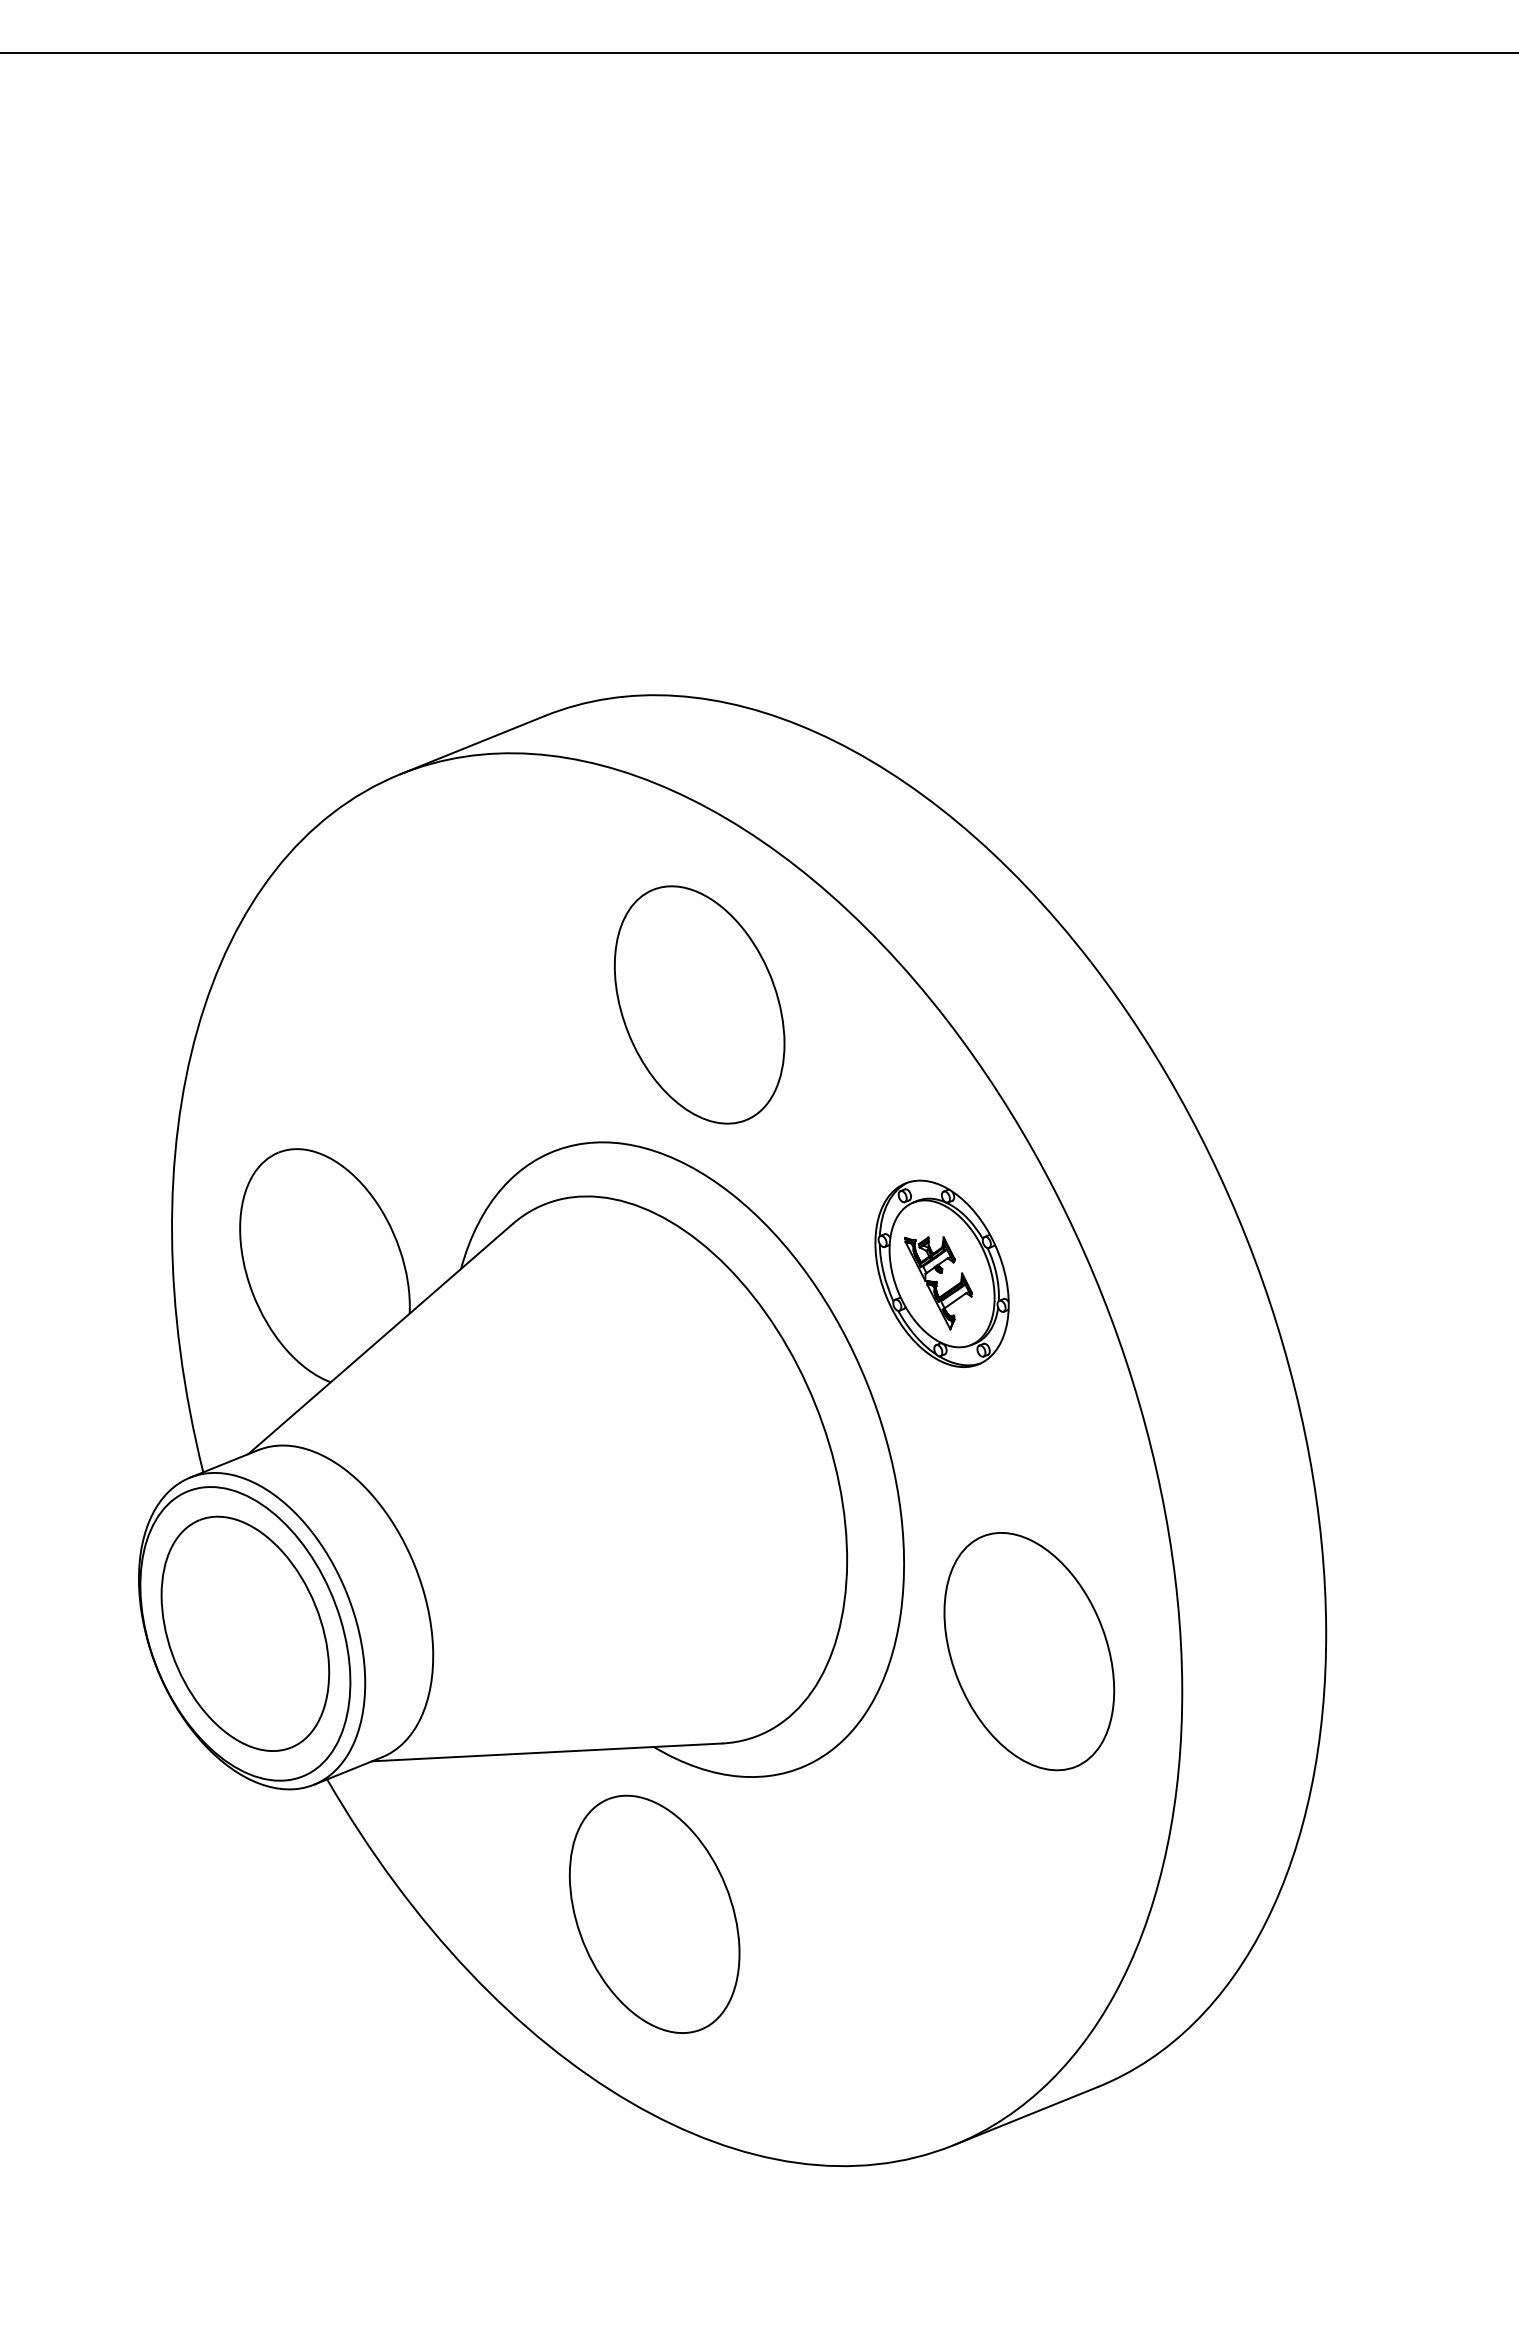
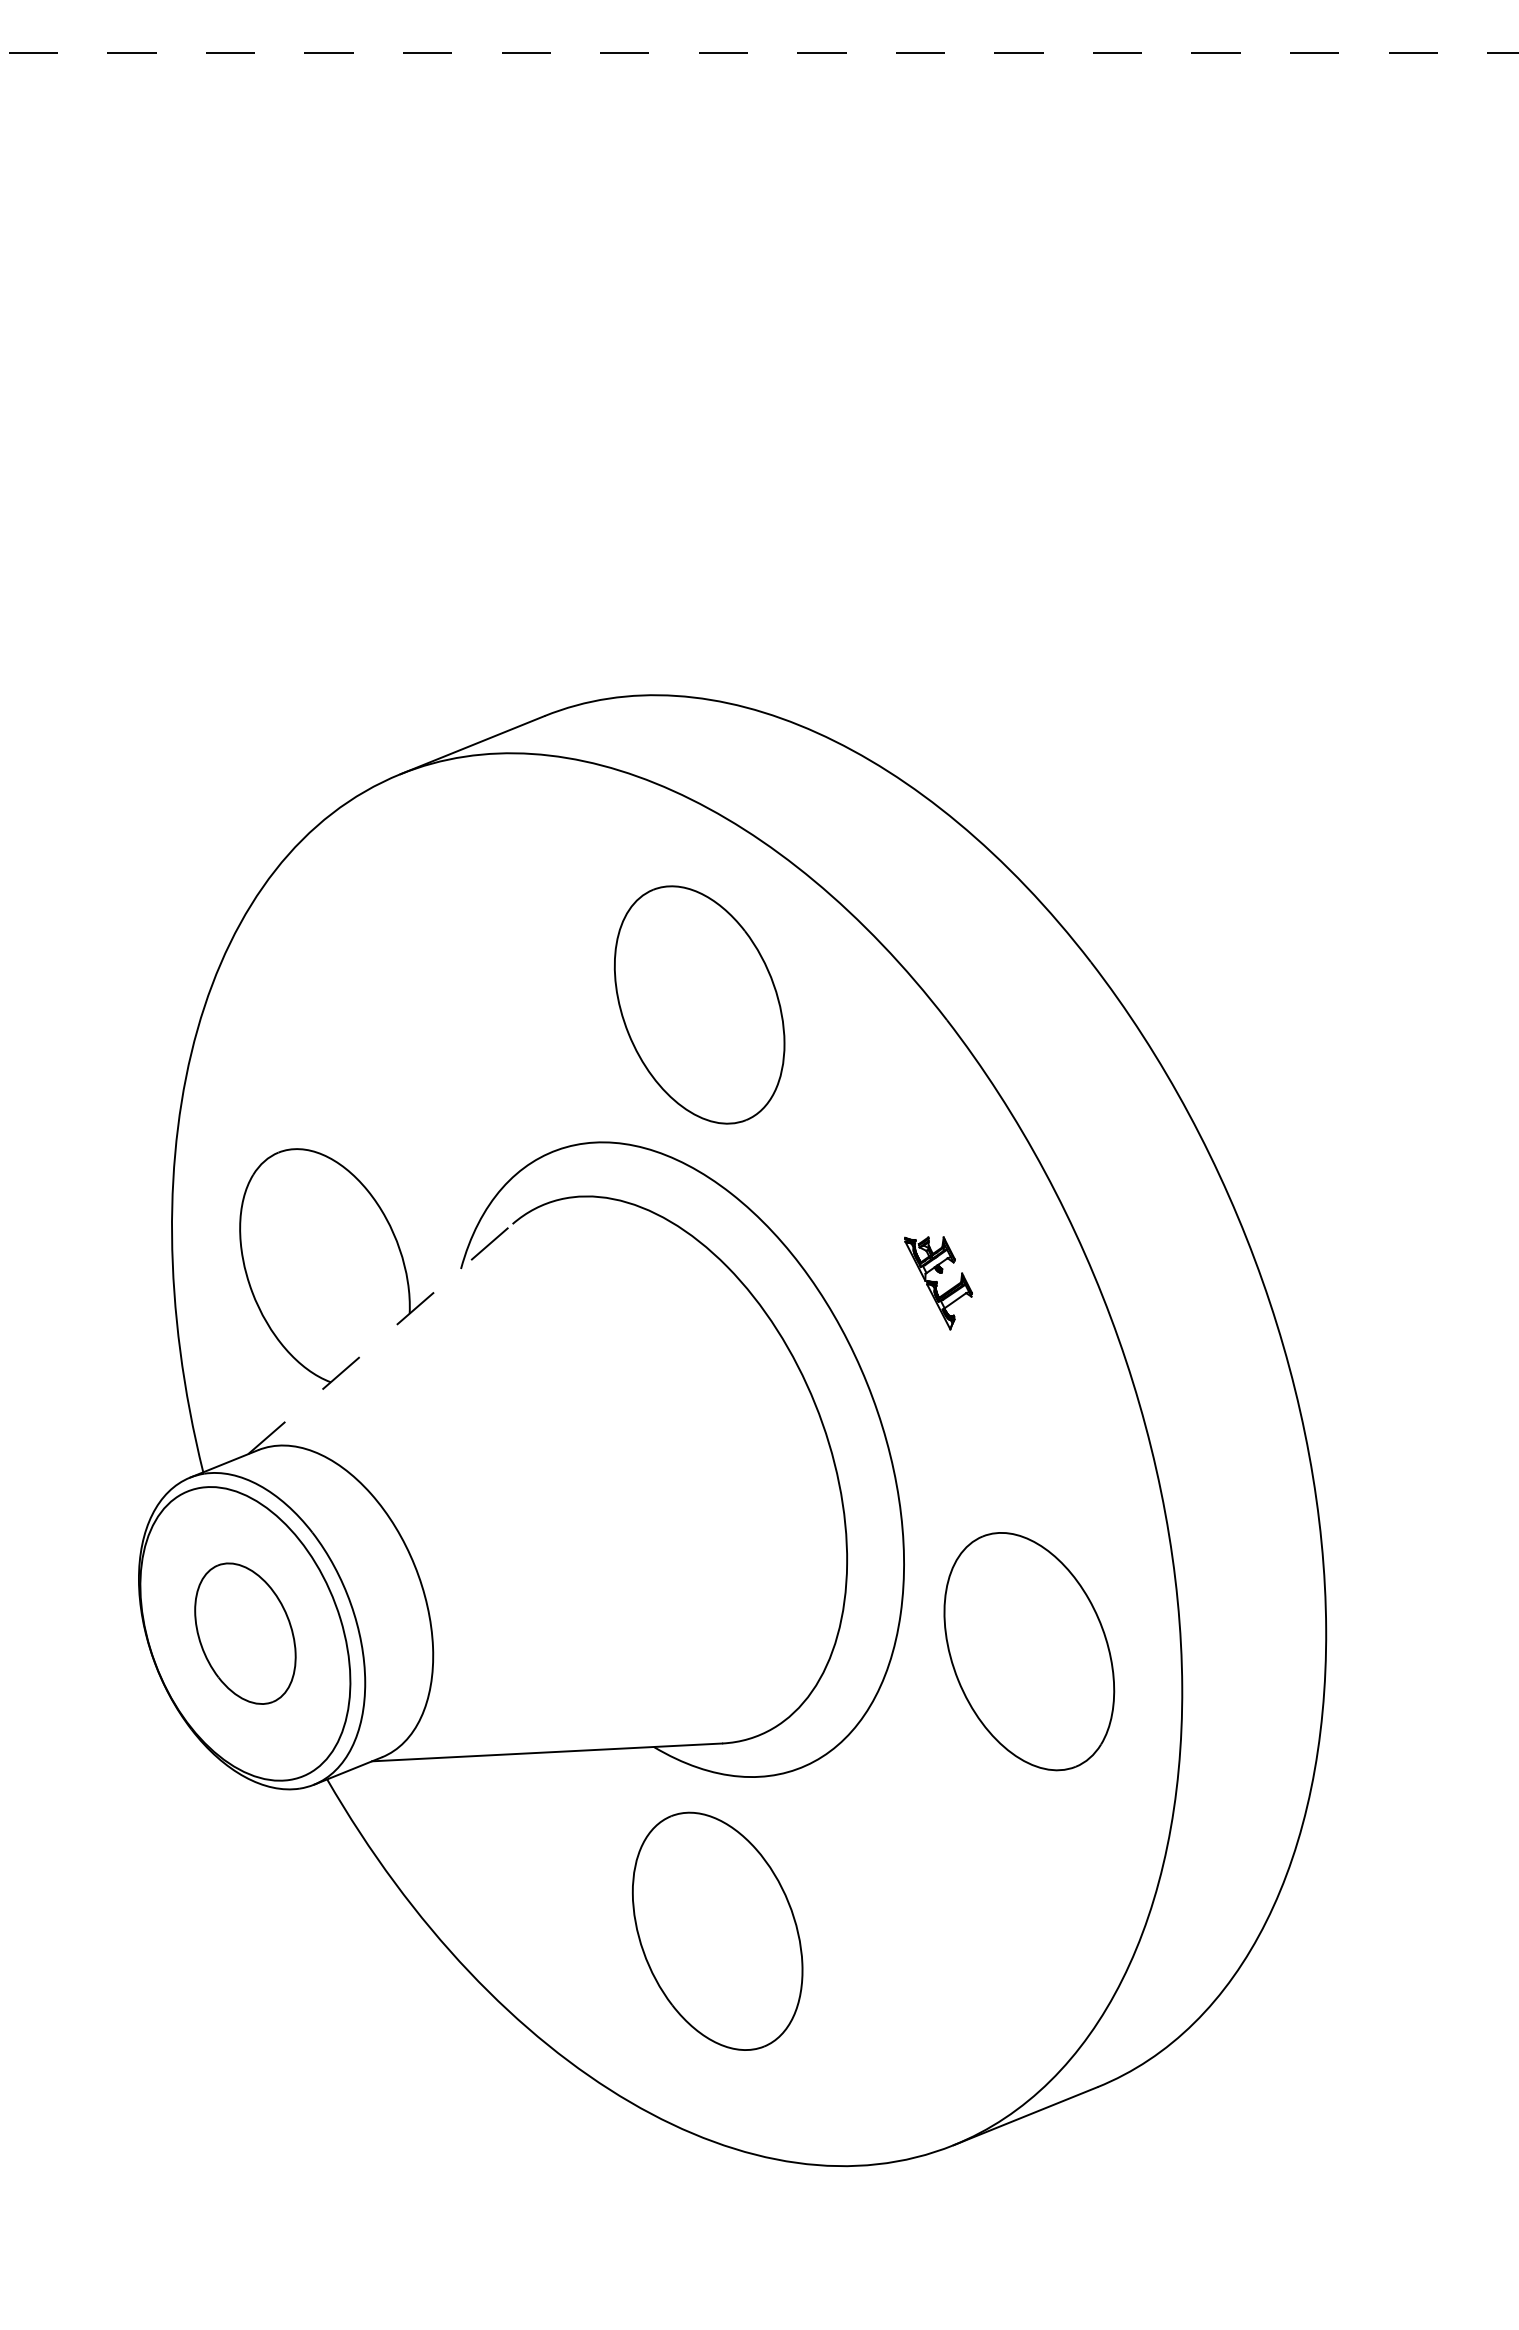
line: solid -> dashed (759, 52)
part: present -> none (941, 1273)
line: solid -> dashed (380, 1338)
part size: 171x237 px -> 103x143 px (245, 1633)
part position: (654, 1913) -> (717, 1930) (717, 1930)
